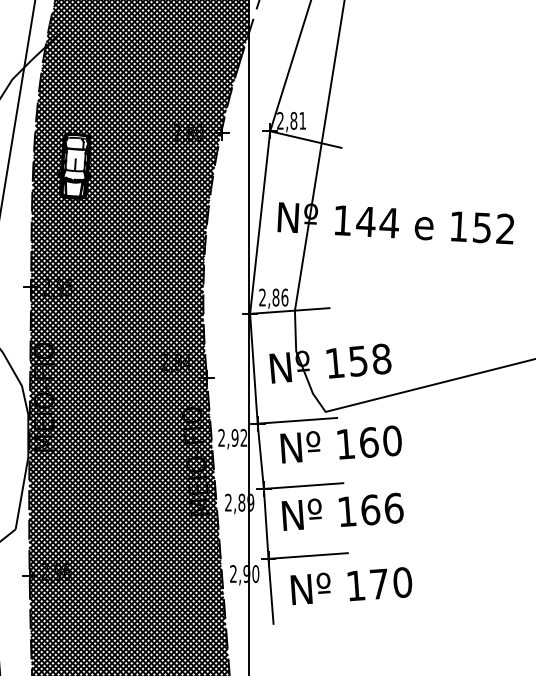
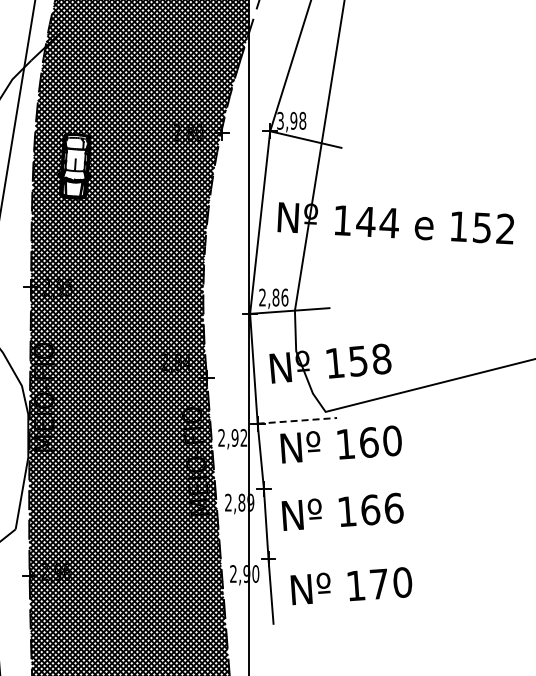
text: 2,81 -> 3,98 (291, 120)
line: solid -> dashed (297, 420)
line: present -> none (303, 485)
line: present -> none (307, 555)
